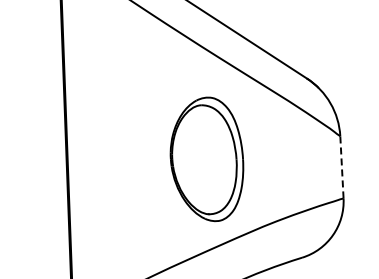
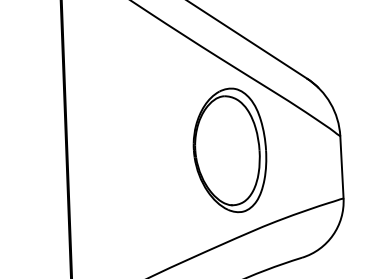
part position: (206, 159) -> (229, 150) (229, 150)
line: dashed -> solid (341, 166)
